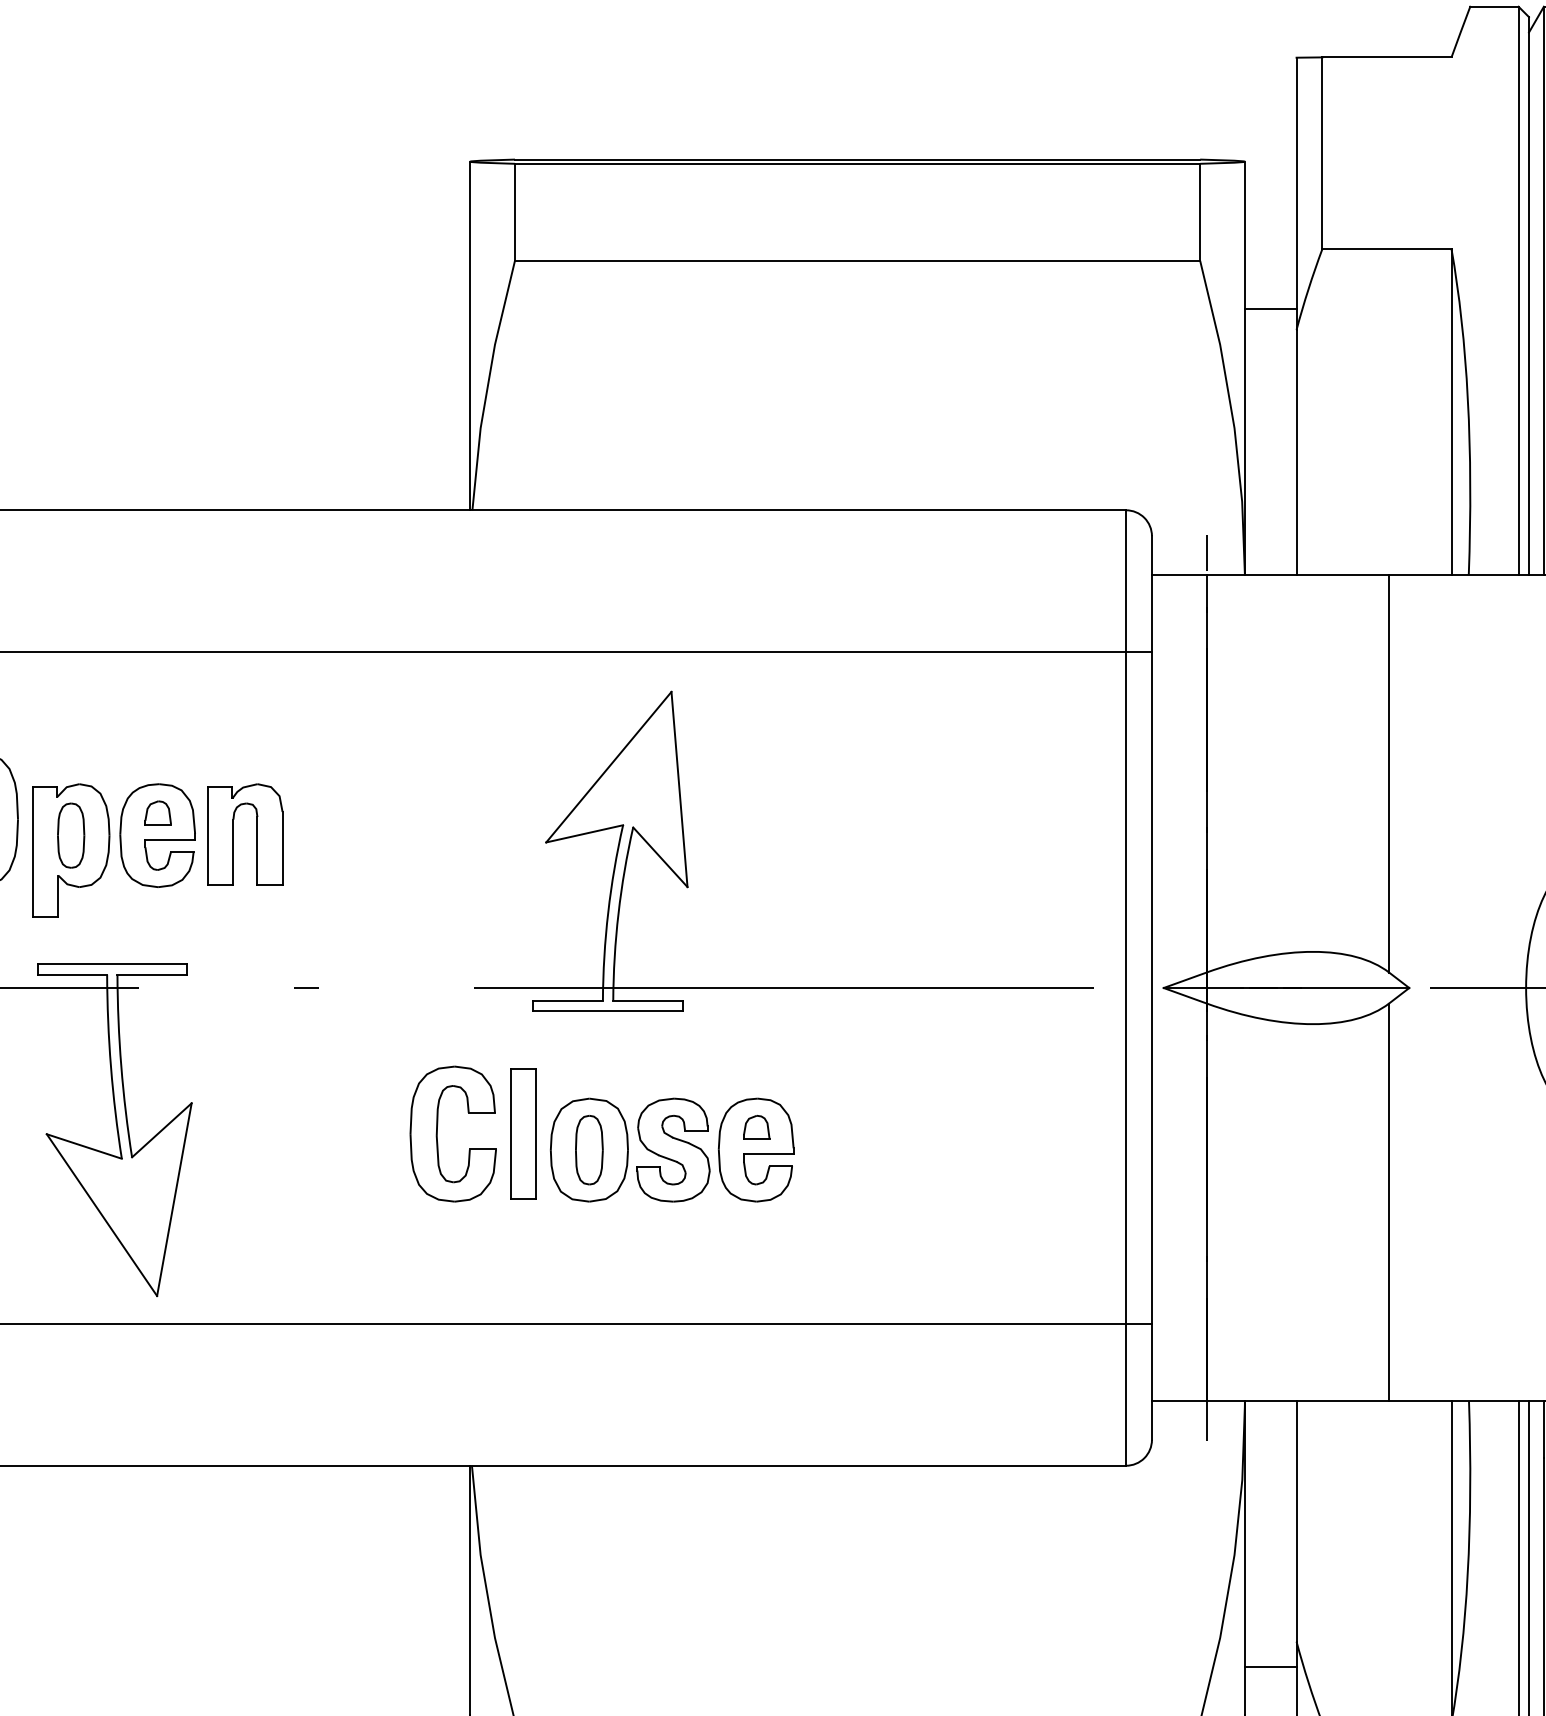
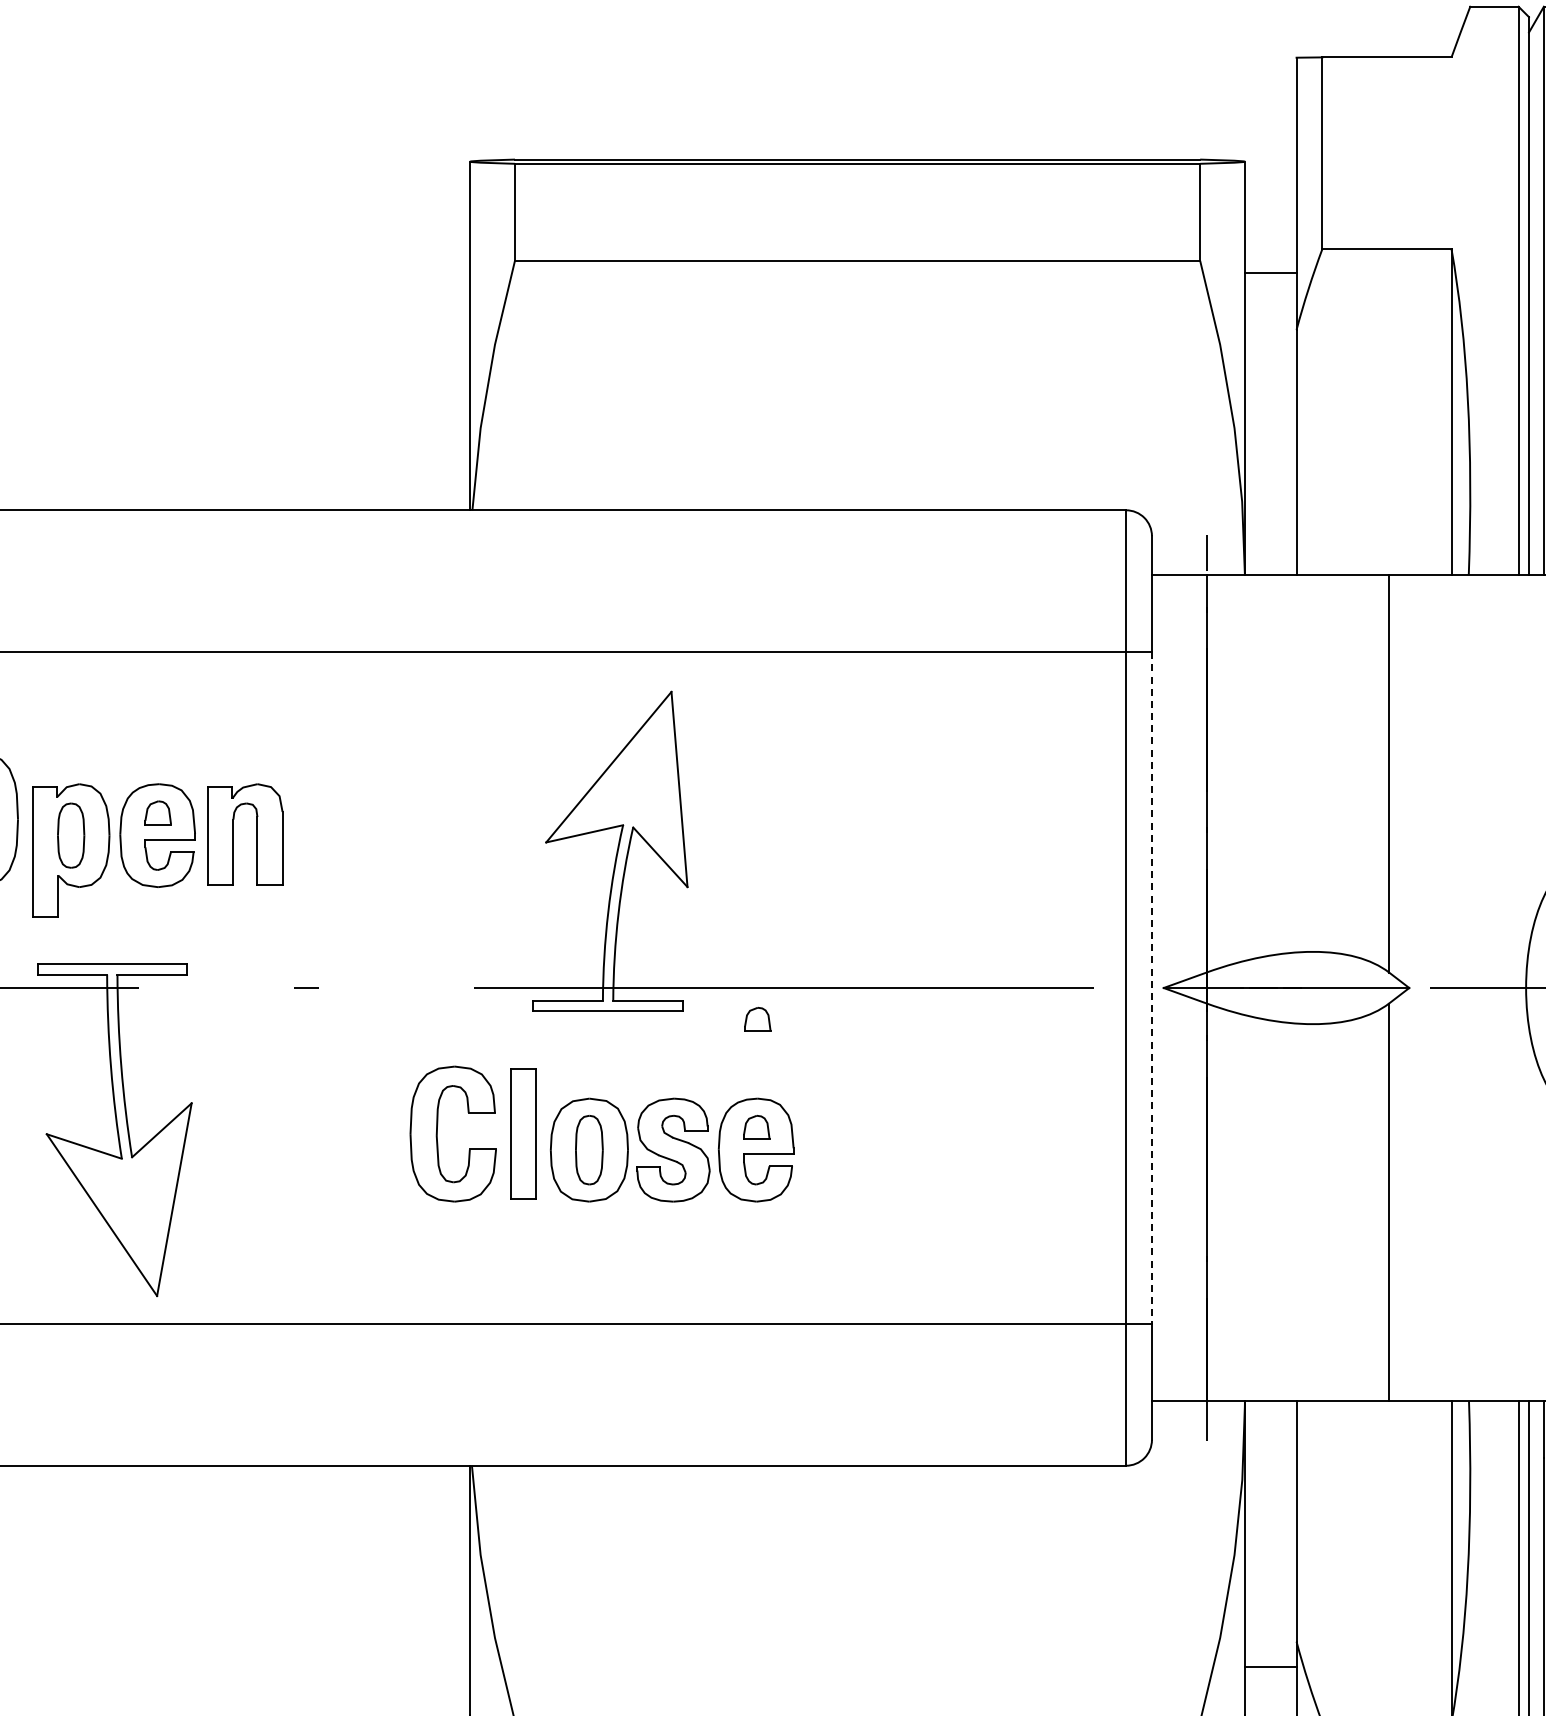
line position: (1270, 308) -> (1270, 272) (1270, 272)
line: solid -> dashed (1151, 988)
part: none -> present (757, 1019)
